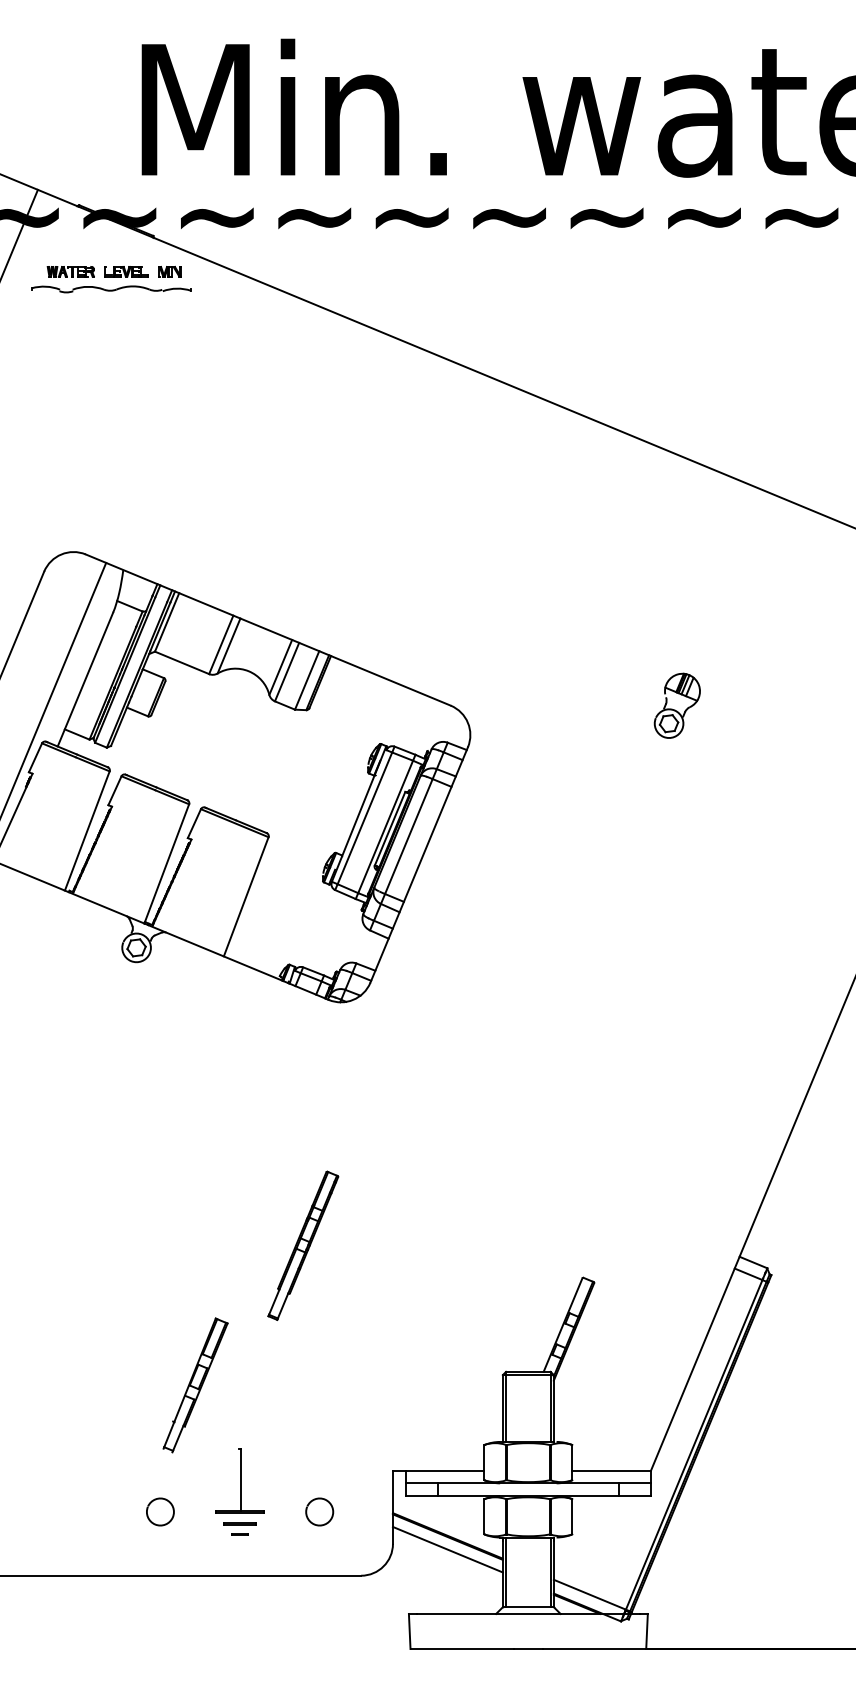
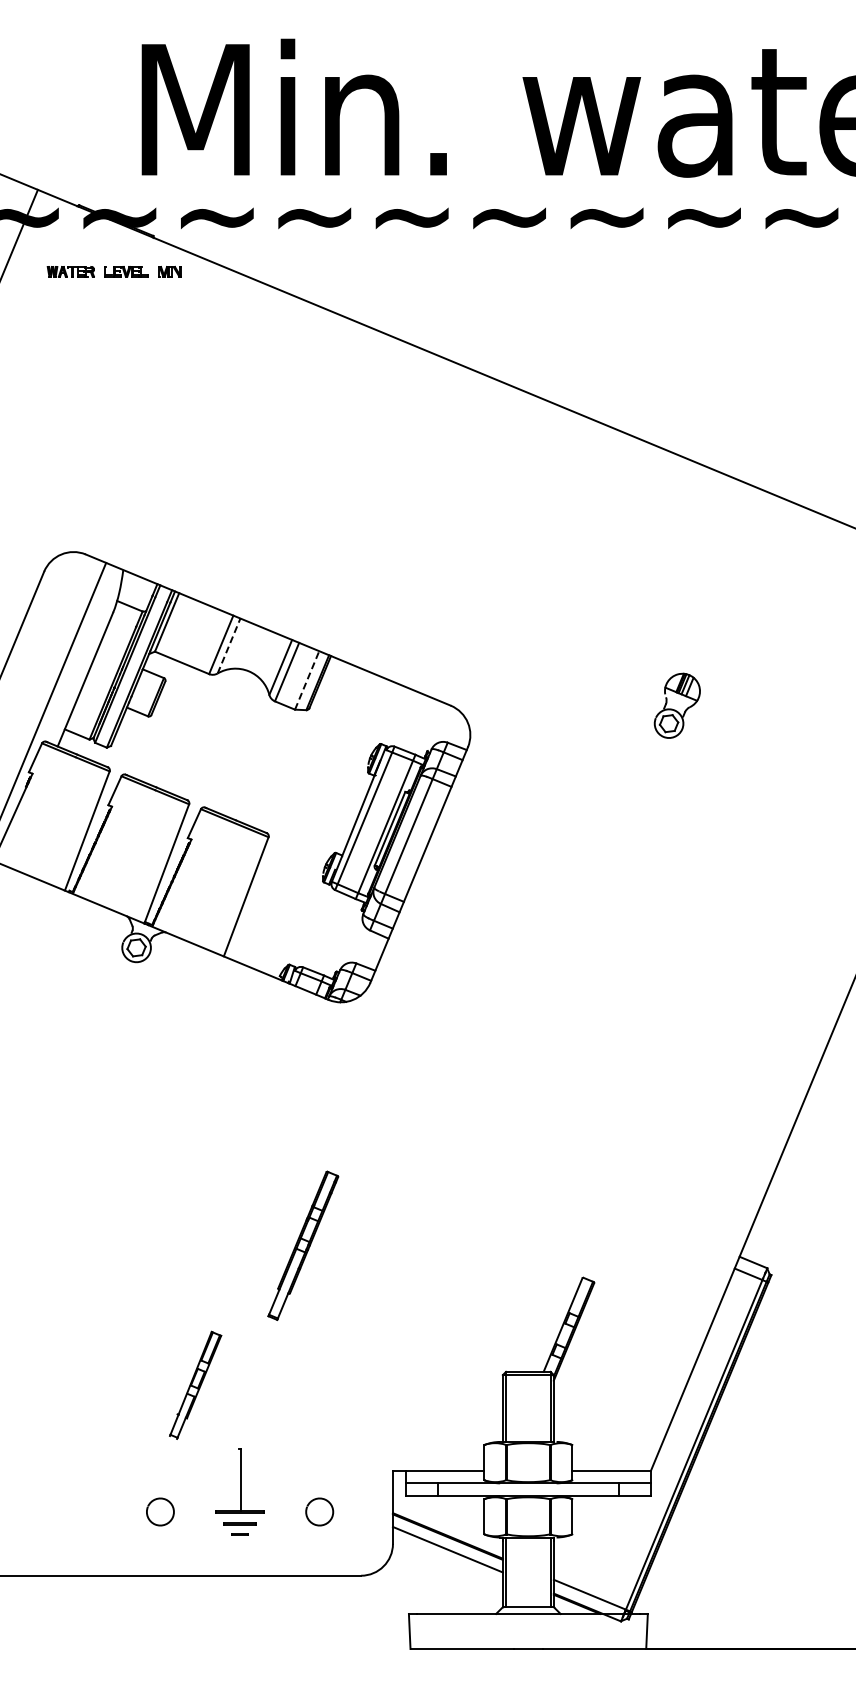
part: present -> none (111, 289)
line: solid -> dashed (229, 646)
line: solid -> dashed (307, 680)
part size: 67x137 px -> 54x110 px (195, 1384)
